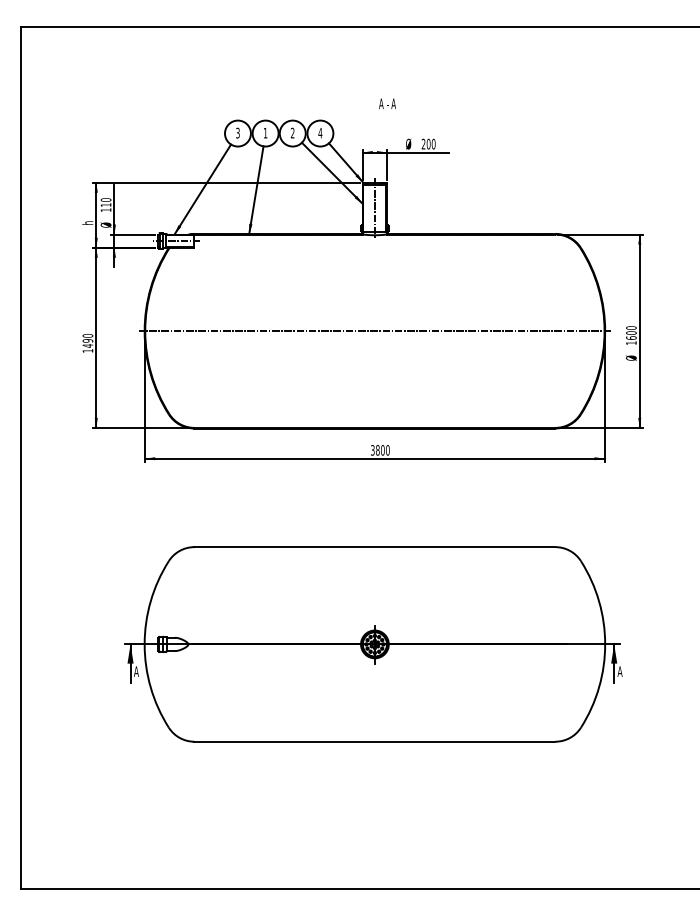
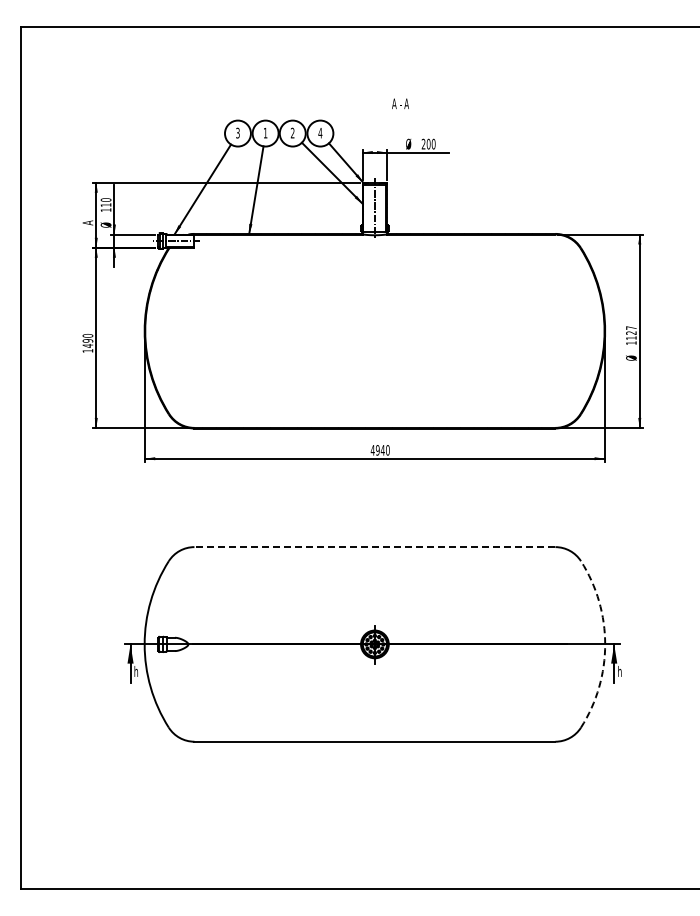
text position: (387, 103) -> (400, 103) (400, 103)
text: h -> A (87, 222)
line: present -> none (374, 331)
text: 1600 -> 1127 (631, 332)
text: 3800 -> 4940 (377, 450)
line: solid -> dashed (374, 547)
arc: solid -> dashed (605, 644)
text: A -> h (136, 671)
text: A -> h (619, 671)
